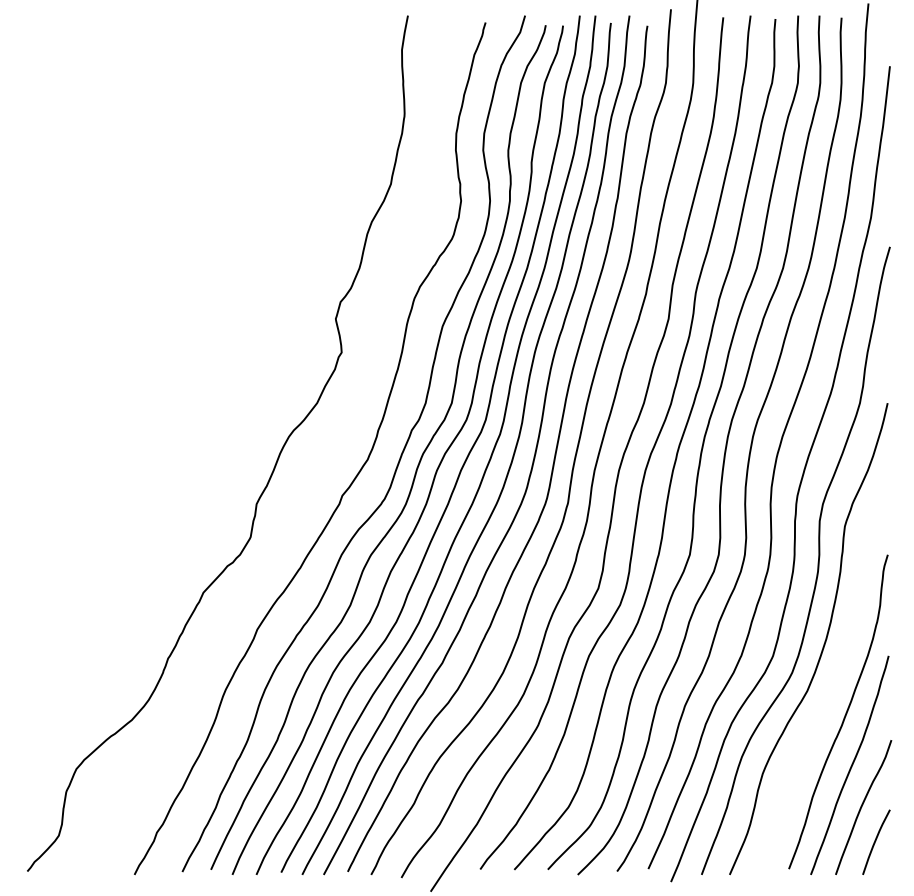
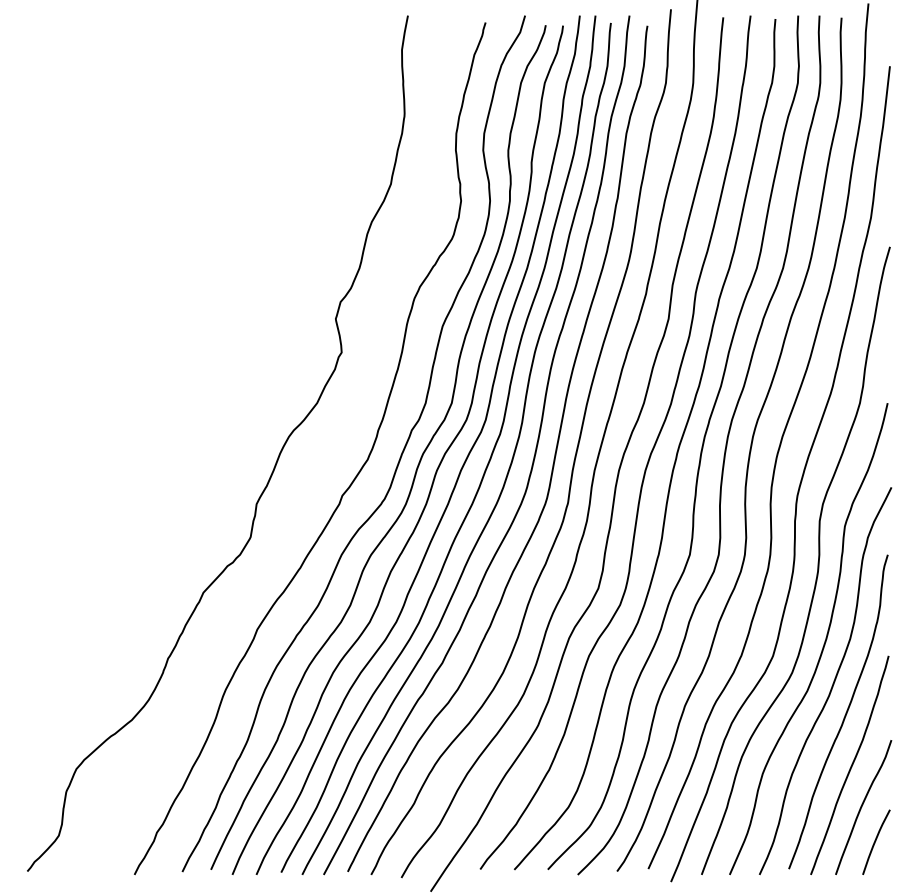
curve: none -> present (832, 683)
